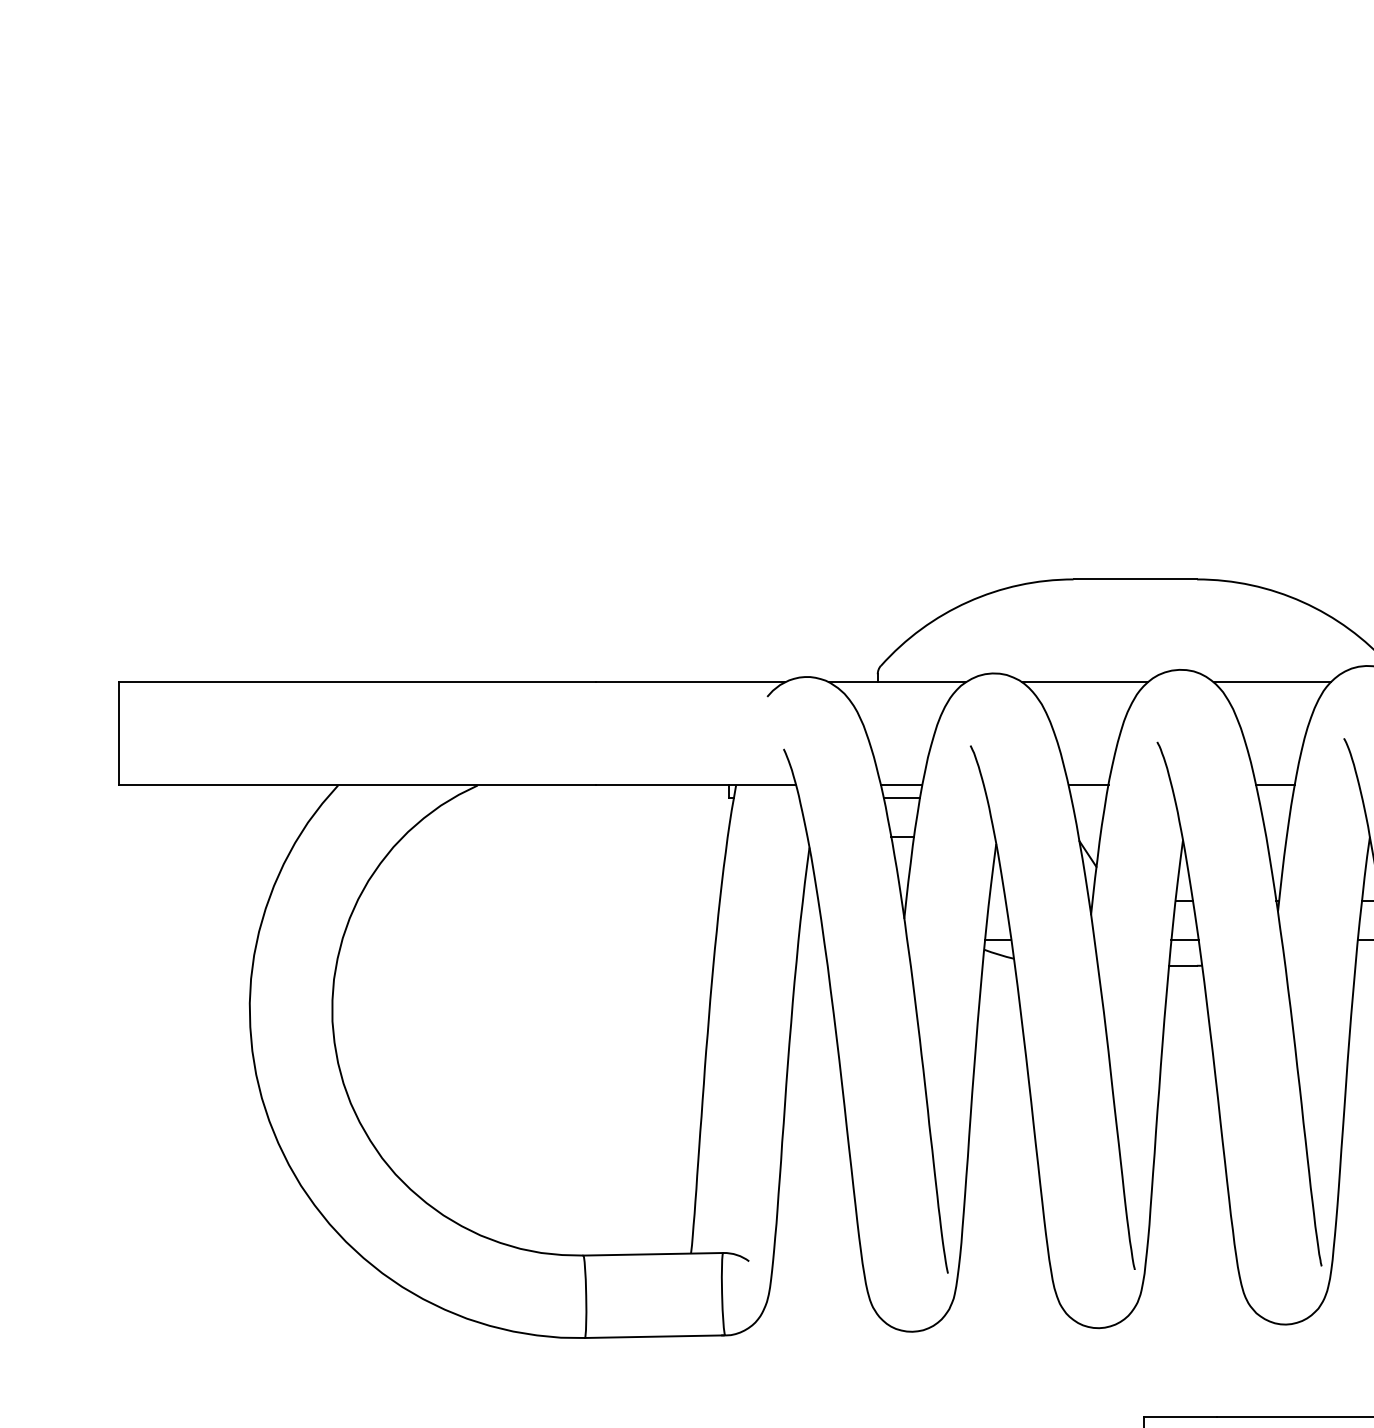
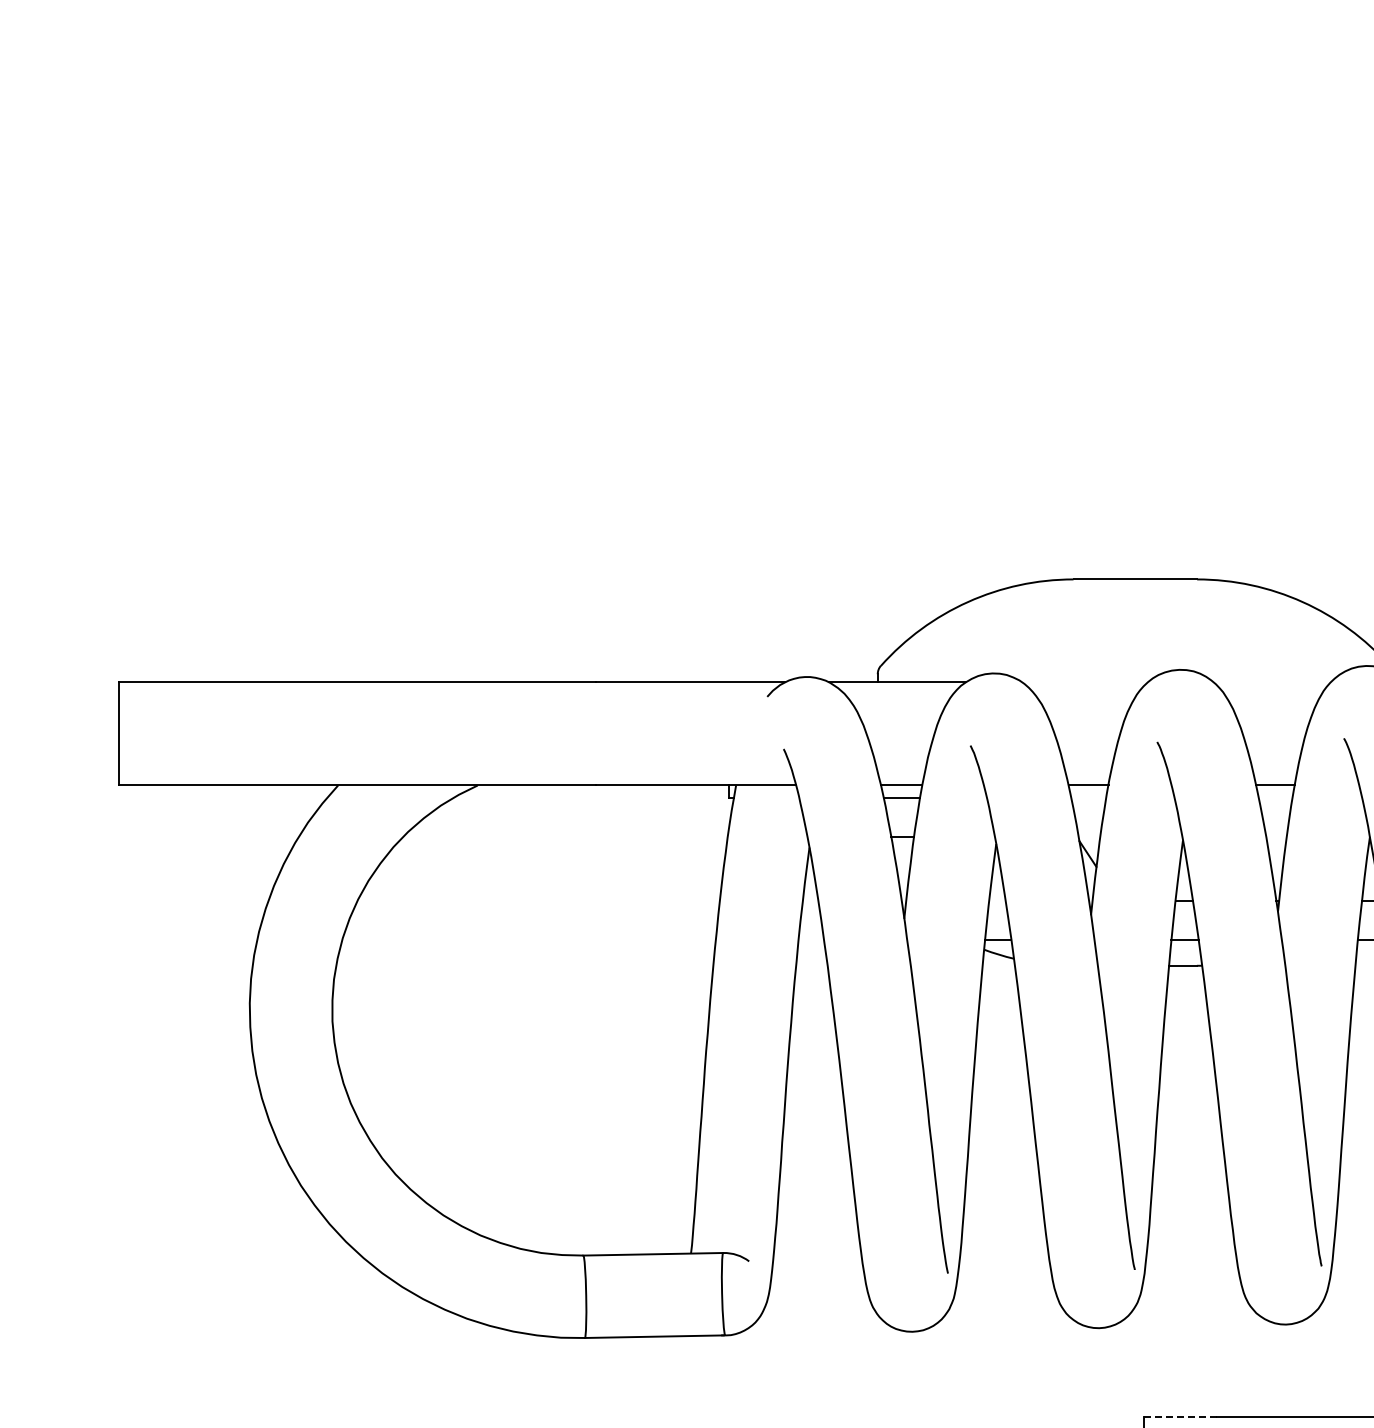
line: present -> none (1084, 682)
line: present -> none (1271, 682)
line: solid -> dashed (1181, 1416)
